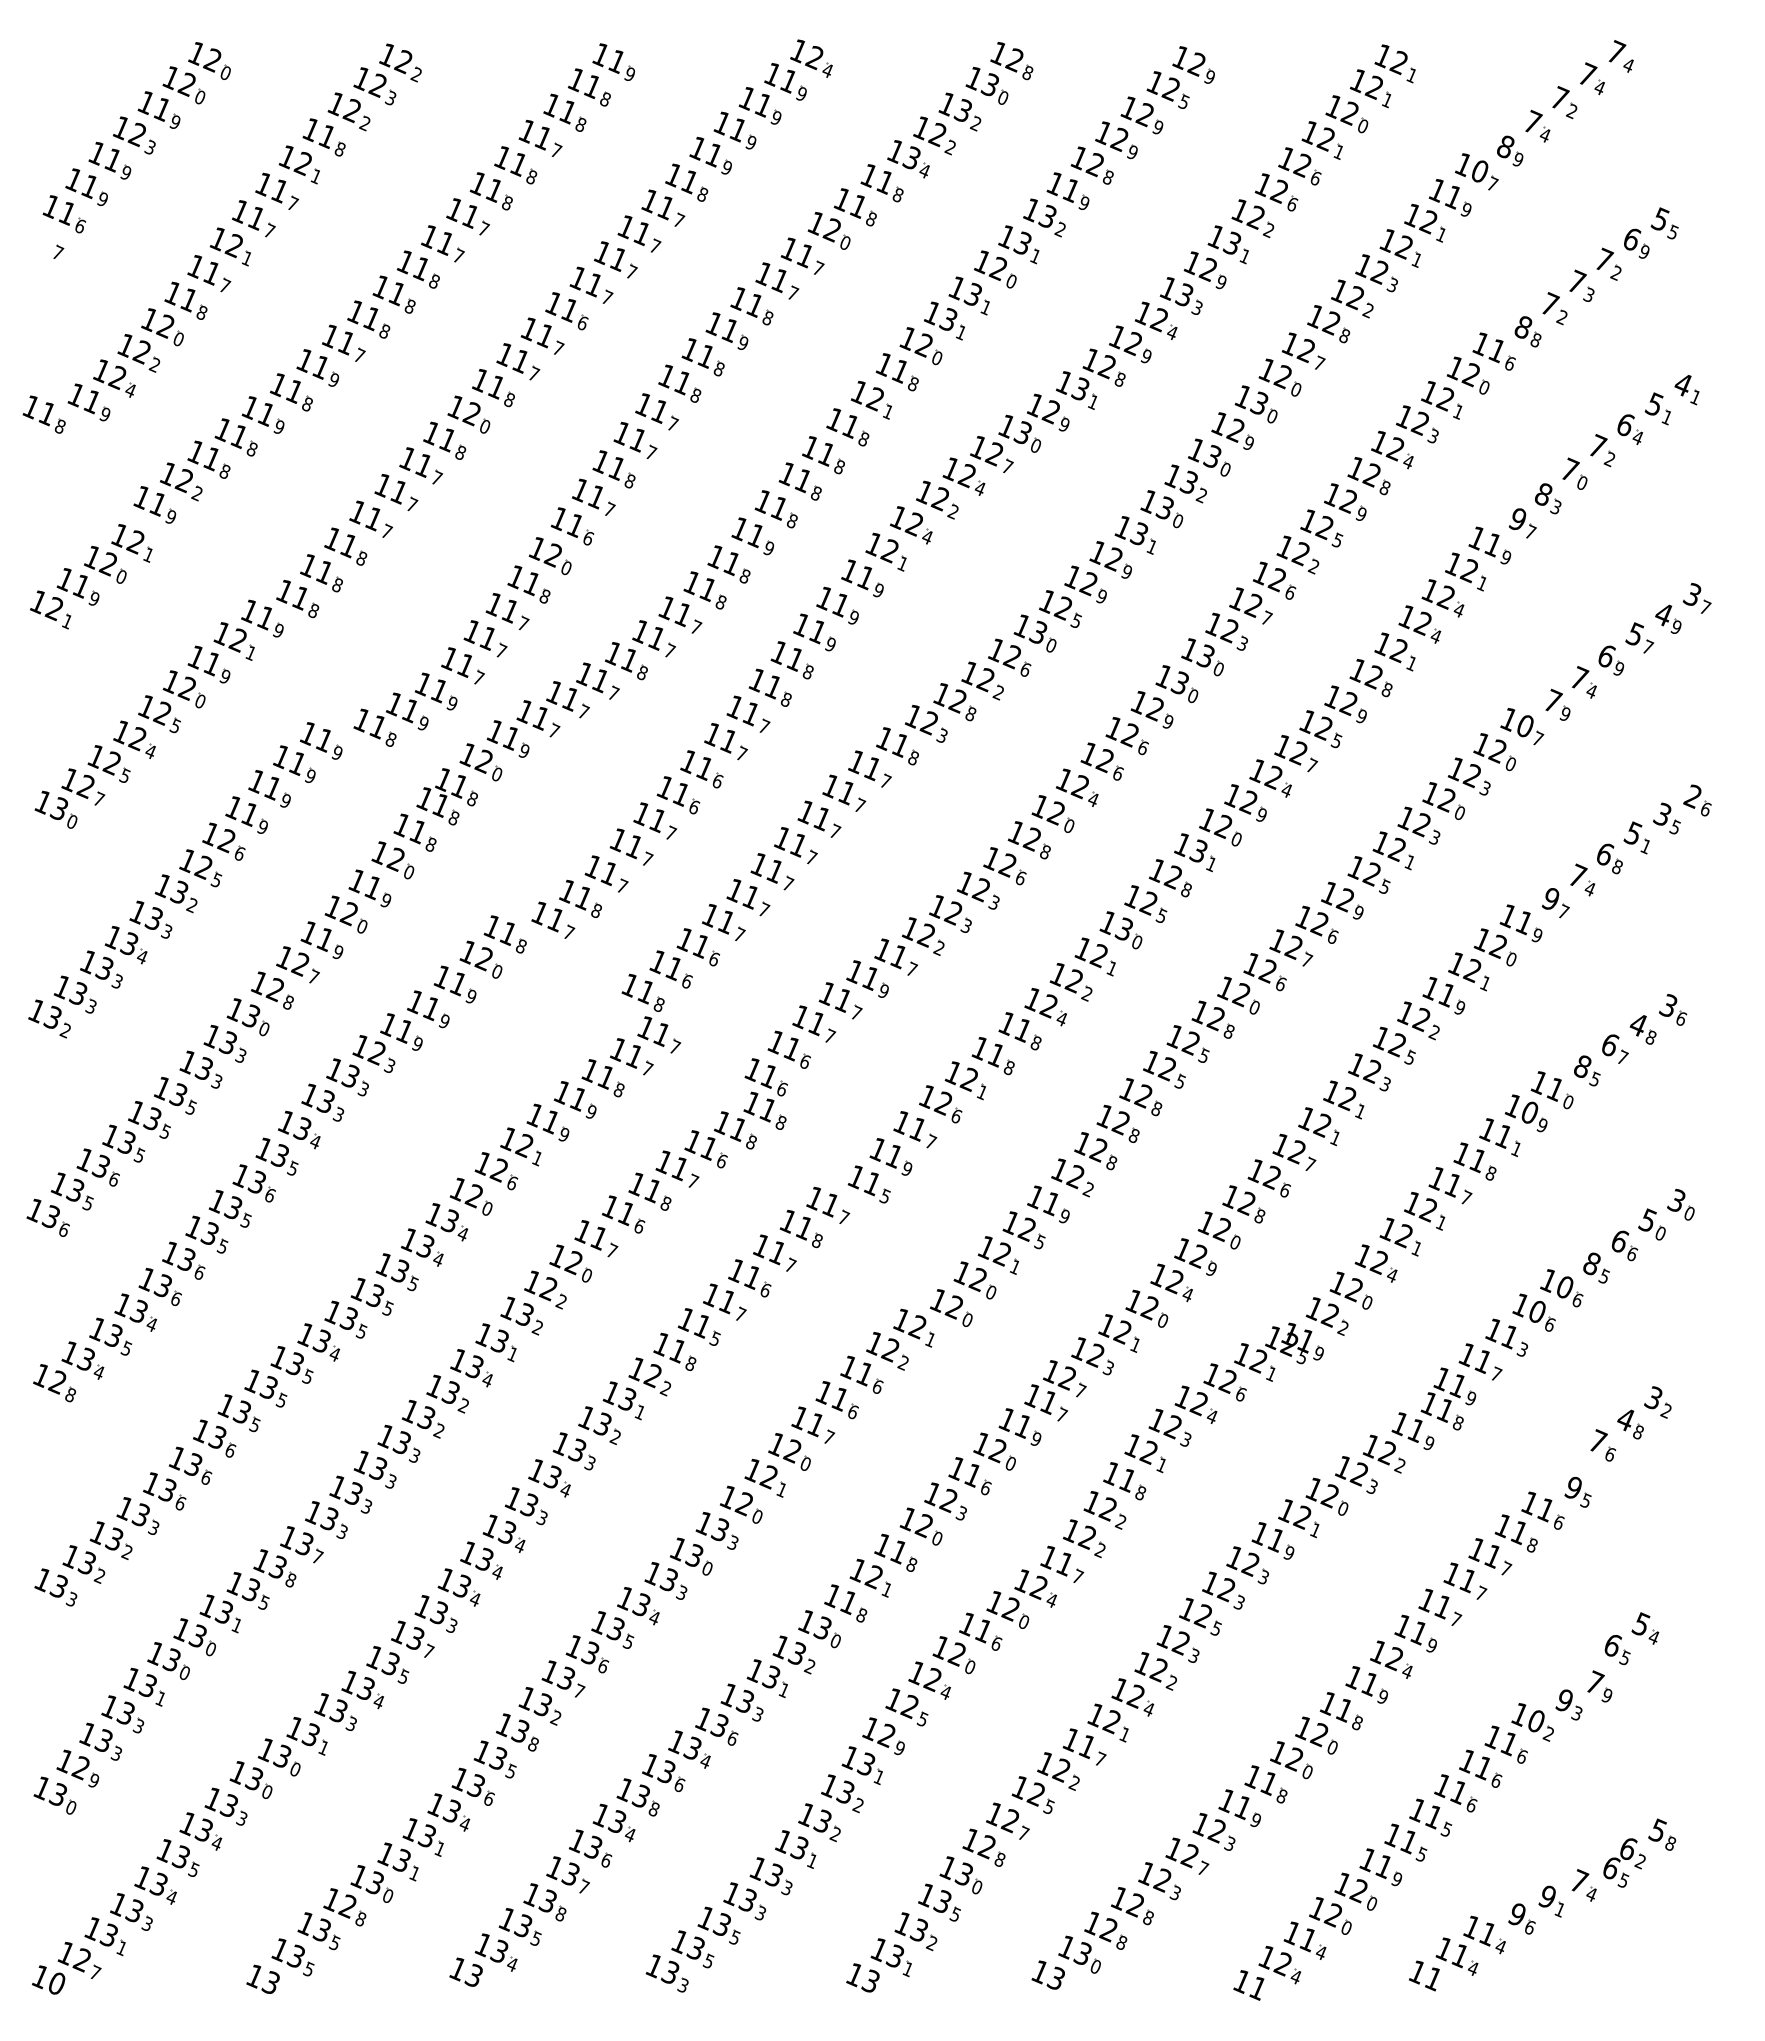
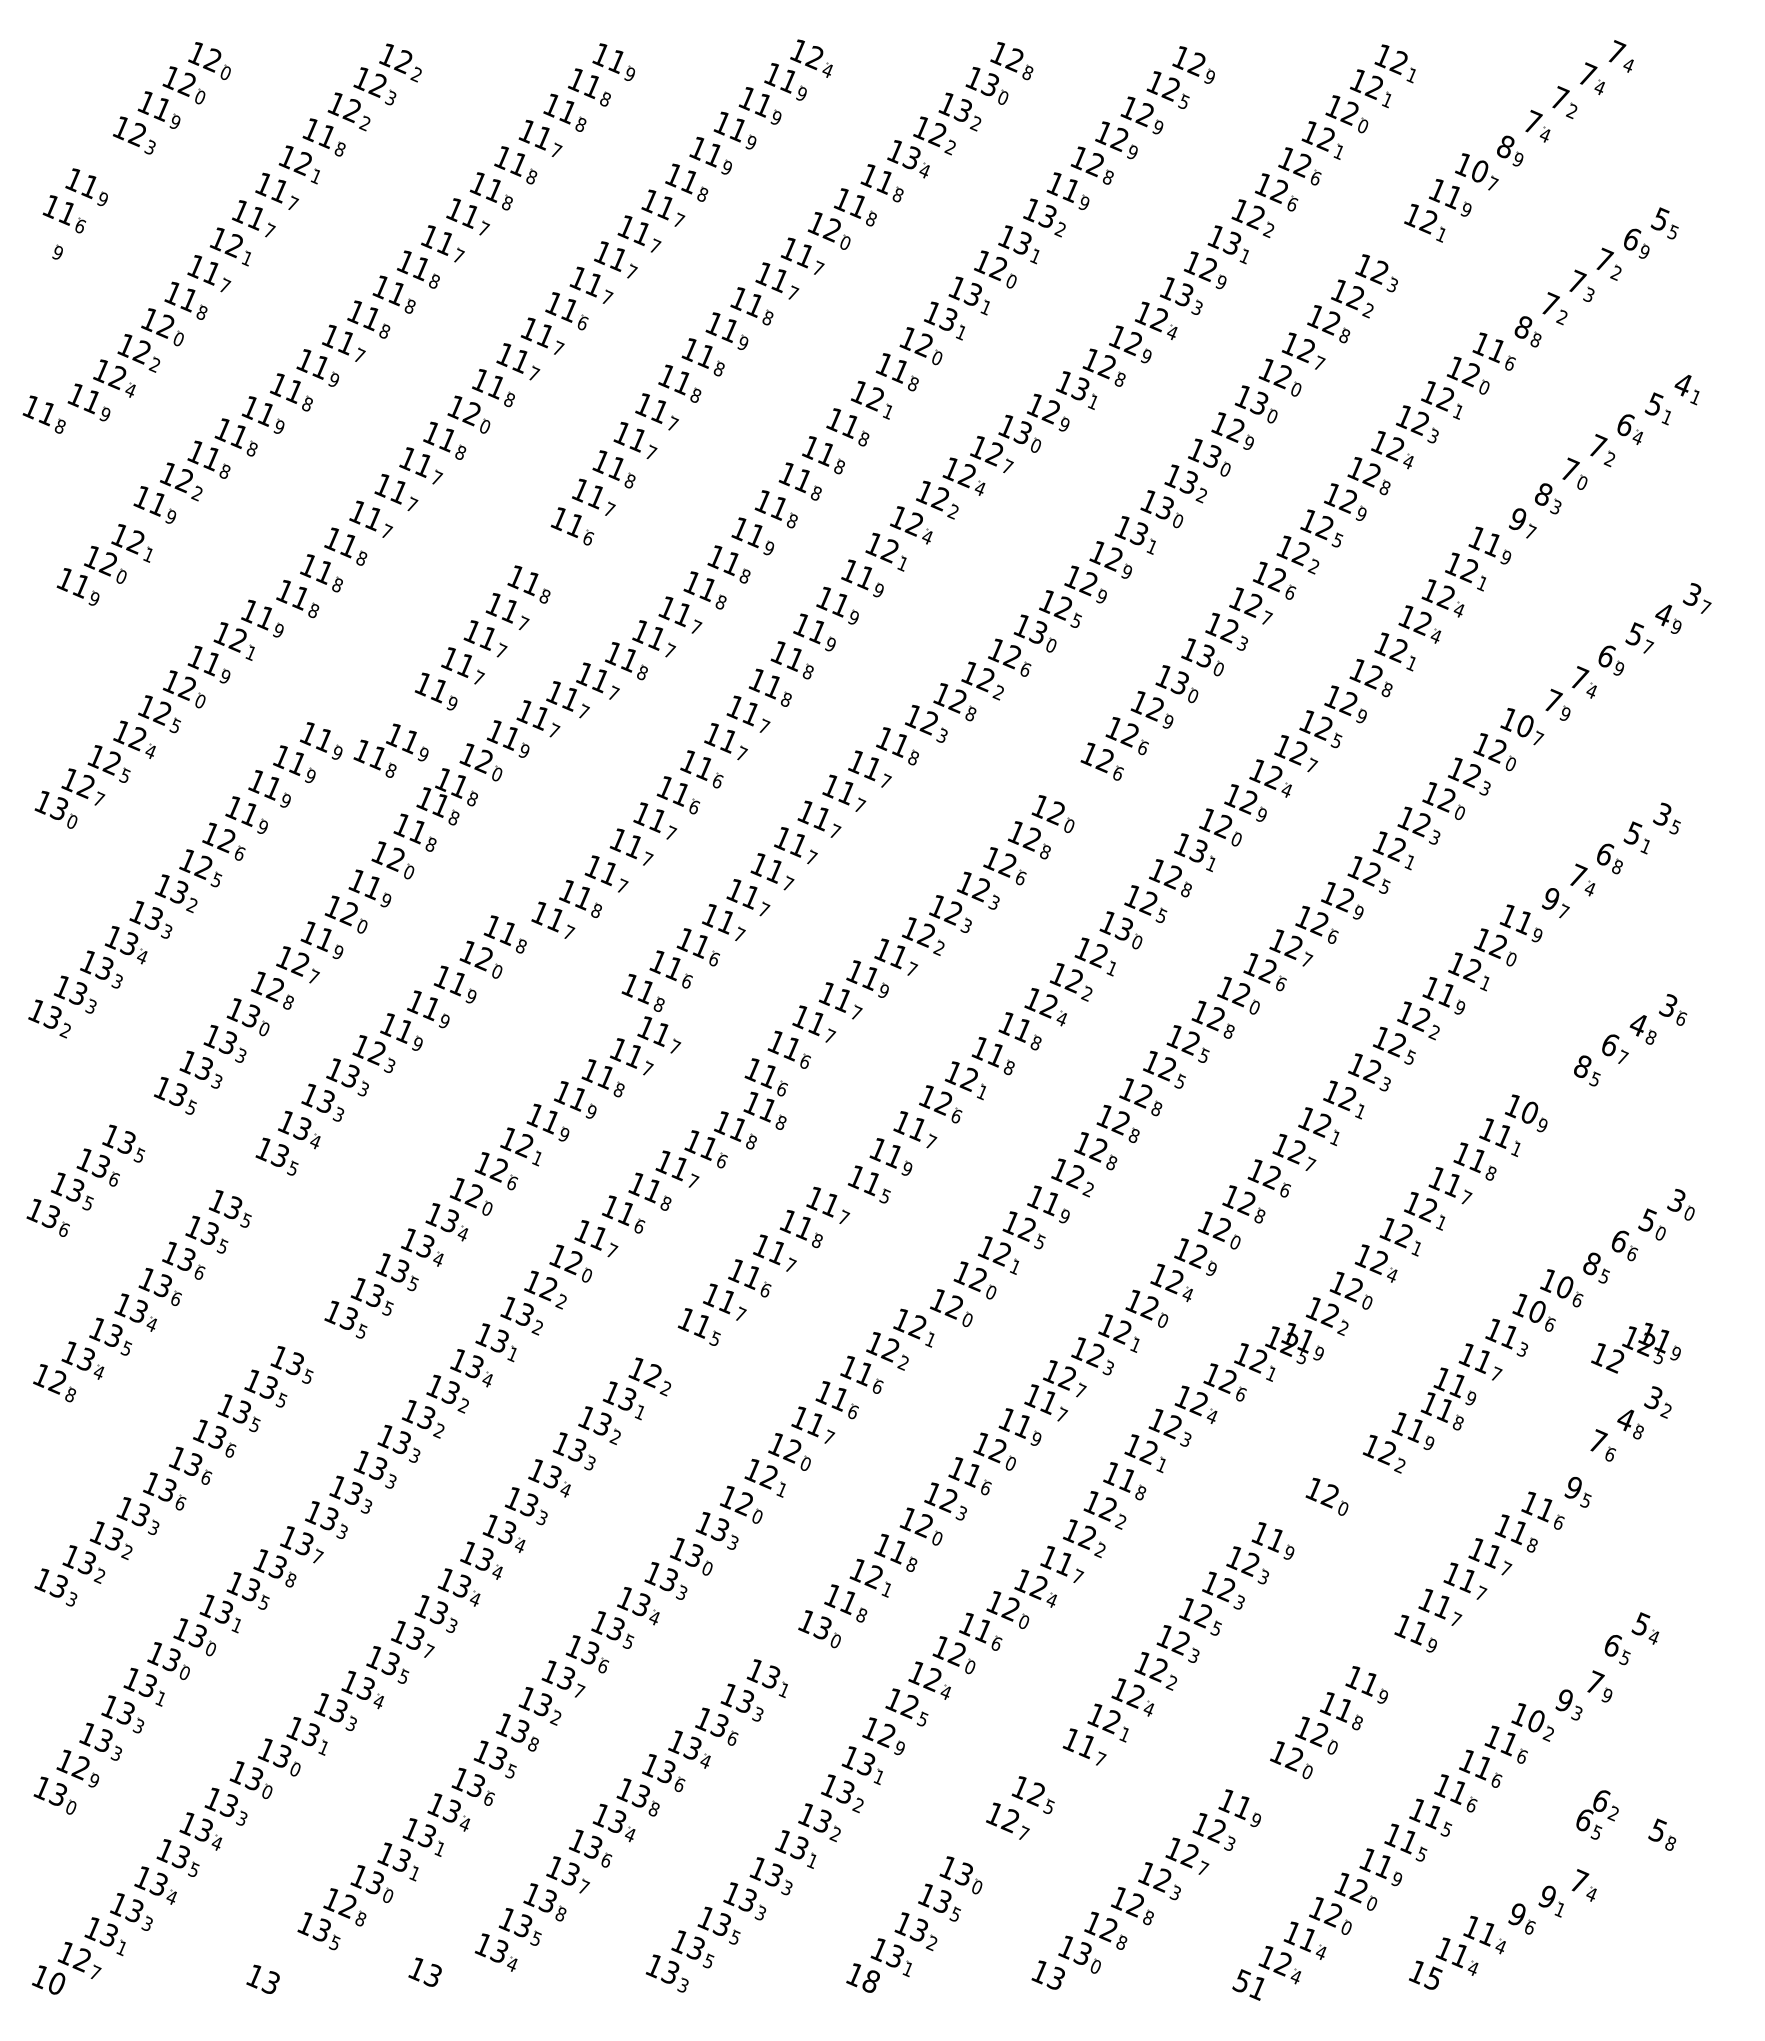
part: present -> none (109, 160)
part: present -> none (1399, 248)
text: 7 -> 9 (58, 252)
part: present -> none (549, 556)
part: present -> none (50, 609)
part position: (390, 719) -> (390, 750) (390, 750)
part: present -> none (1077, 787)
part: present -> none (1697, 800)
part: present -> none (1551, 1090)
part: present -> none (149, 1119)
part: present -> none (253, 1183)
part: present -> none (318, 1342)
part: none -> present (1635, 1347)
part: present -> none (674, 1351)
part: present -> none (1356, 1474)
part: present -> none (1298, 1518)
part: present -> none (793, 1654)
part: present -> none (1391, 1659)
part: present -> none (1058, 1771)
part: present -> none (1265, 1784)
part: present -> none (983, 1847)
part position: (1624, 1862) -> (1597, 1814) (1597, 1814)
part: present -> none (292, 1957)
text position: (465, 1971) -> (424, 1971) (424, 1971)
text: 11 -> 15 (1433, 1978)
text: 13 -> 18 (870, 1980)
text: 11 -> 51 (1241, 1981)
